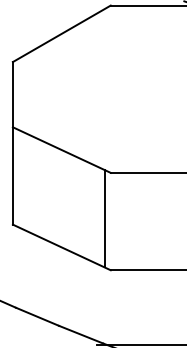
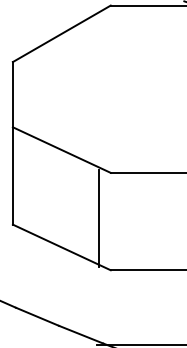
line position: (104, 218) -> (98, 218) (98, 218)
